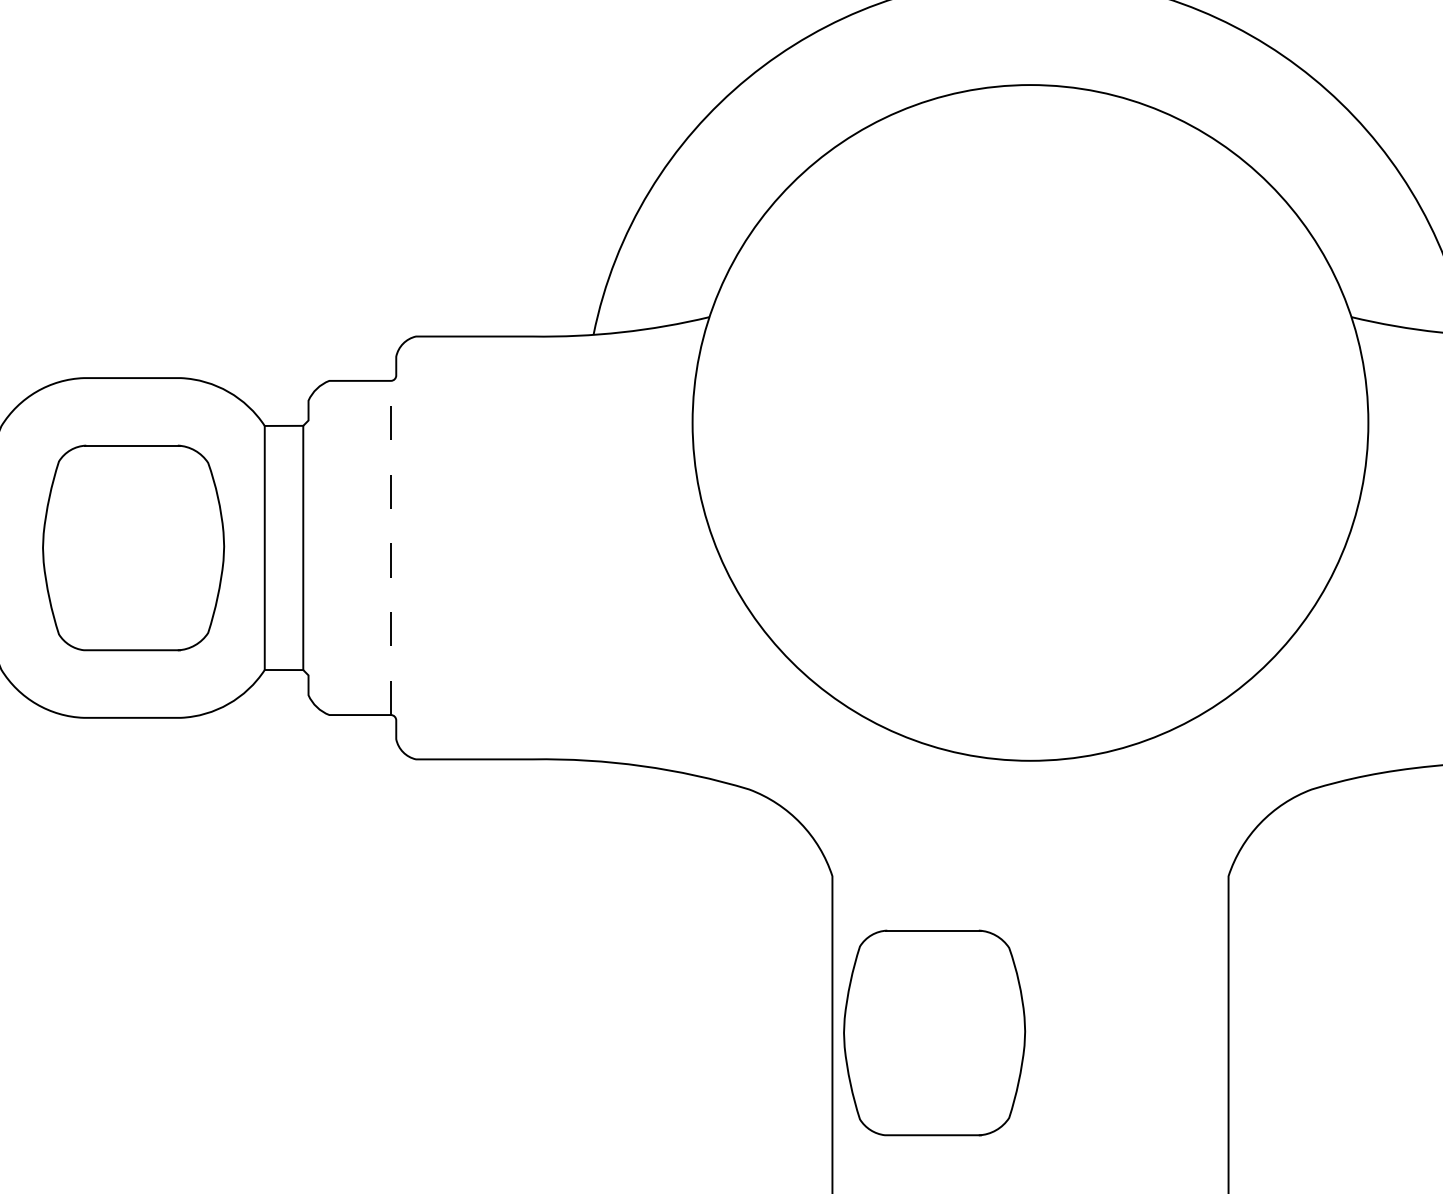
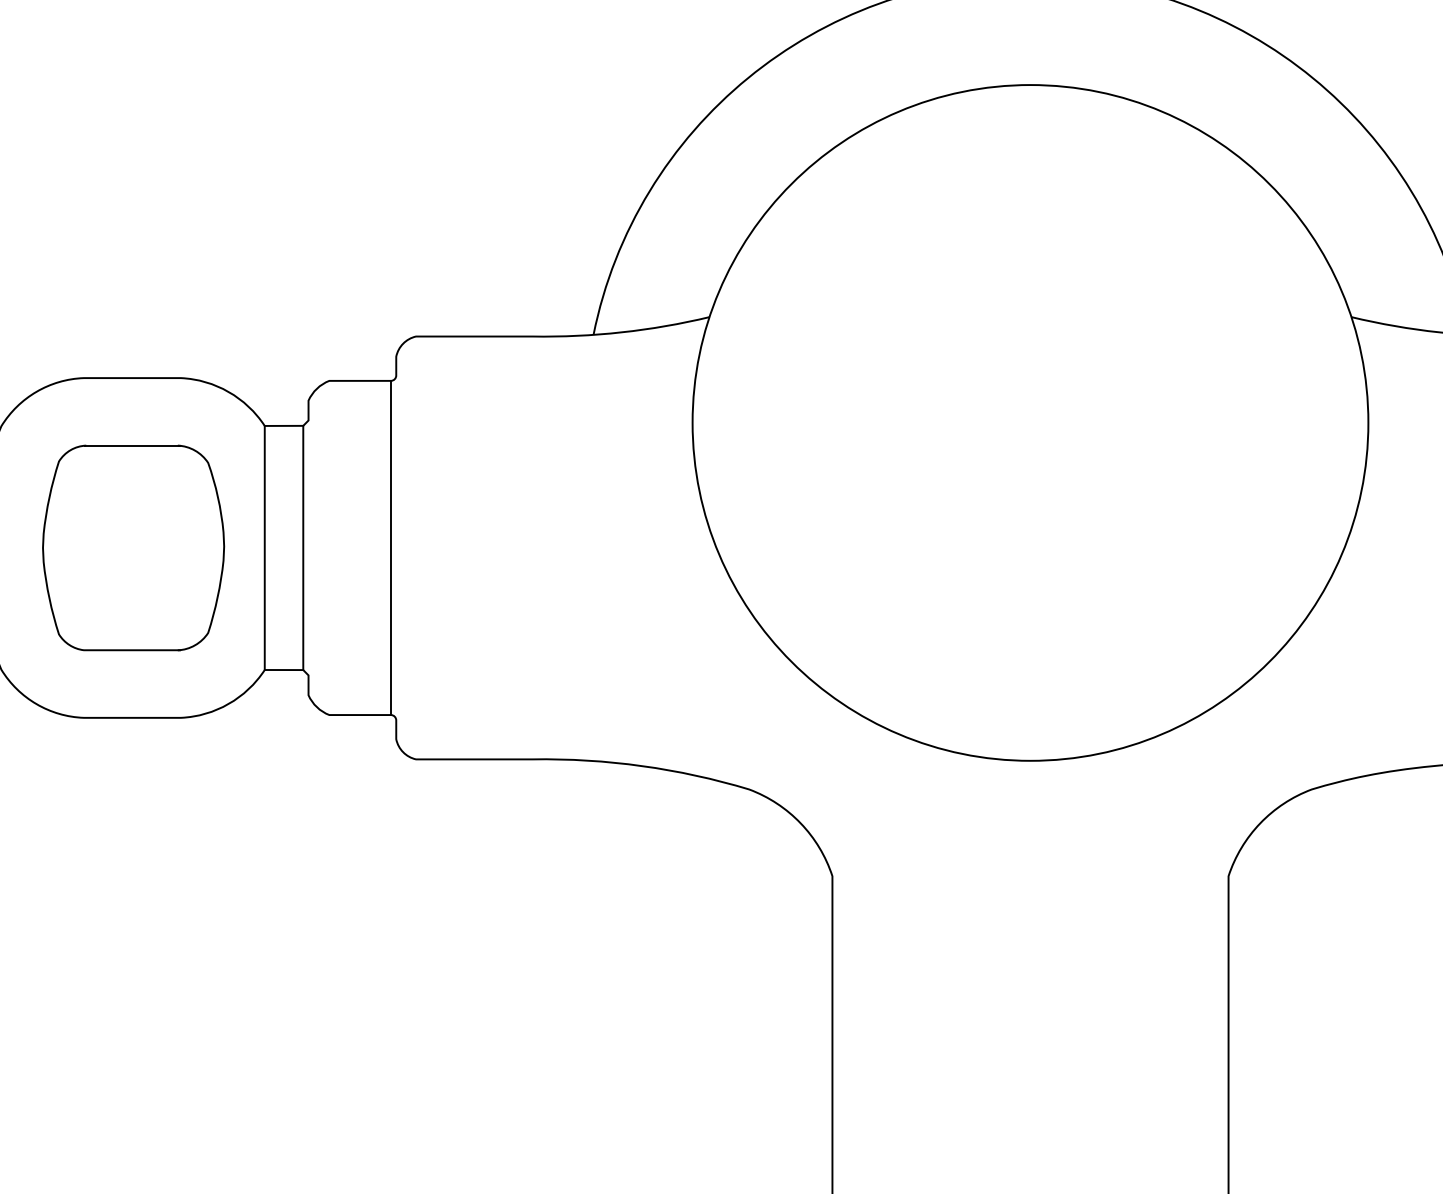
line: dashed -> solid (391, 547)
part: present -> none (934, 1032)
